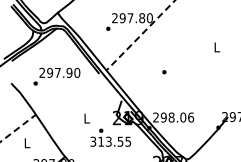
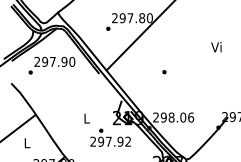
line: dashed -> solid (141, 35)
text: L -> Vi (216, 47)
text position: (56, 76) -> (51, 65) (51, 65)
line: dashed -> solid (18, 128)
text: 313.55 -> 297.92 (110, 141)
